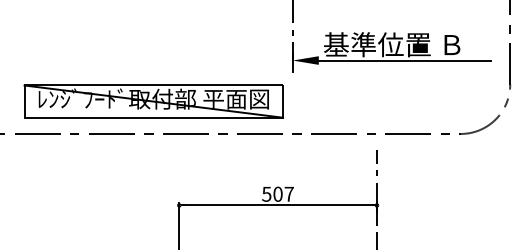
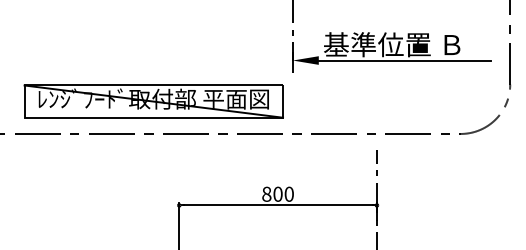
text: 507 -> 800 (277, 193)
